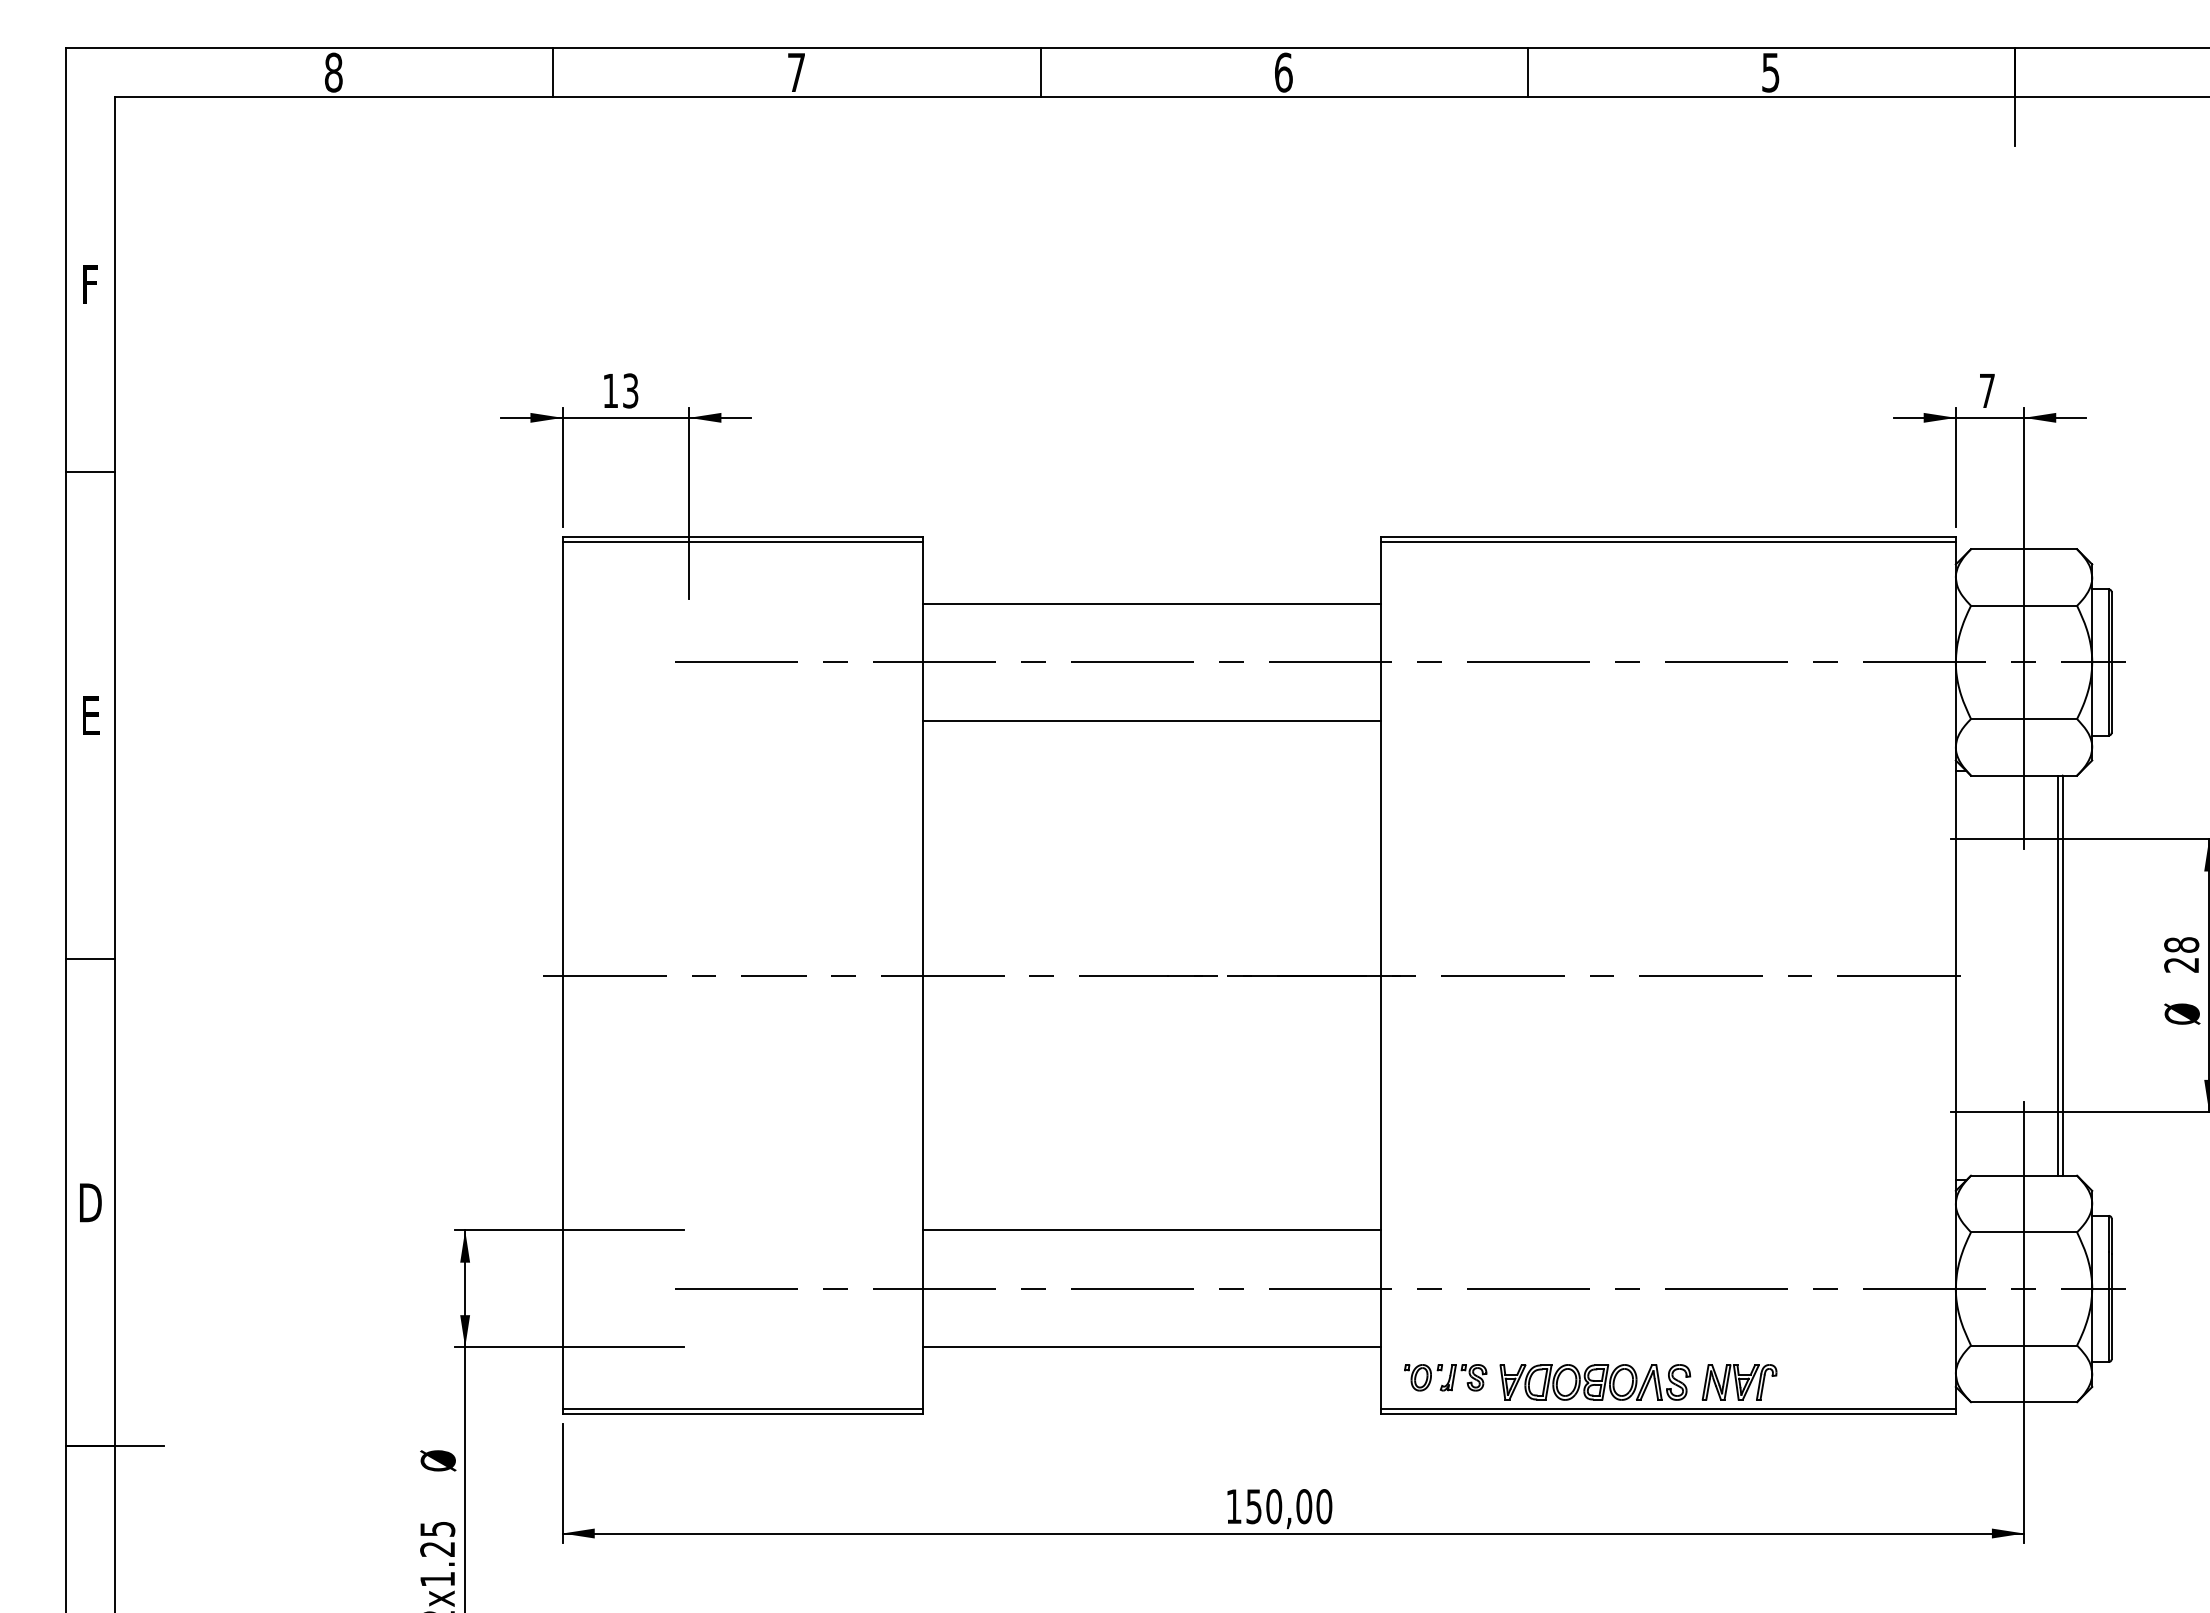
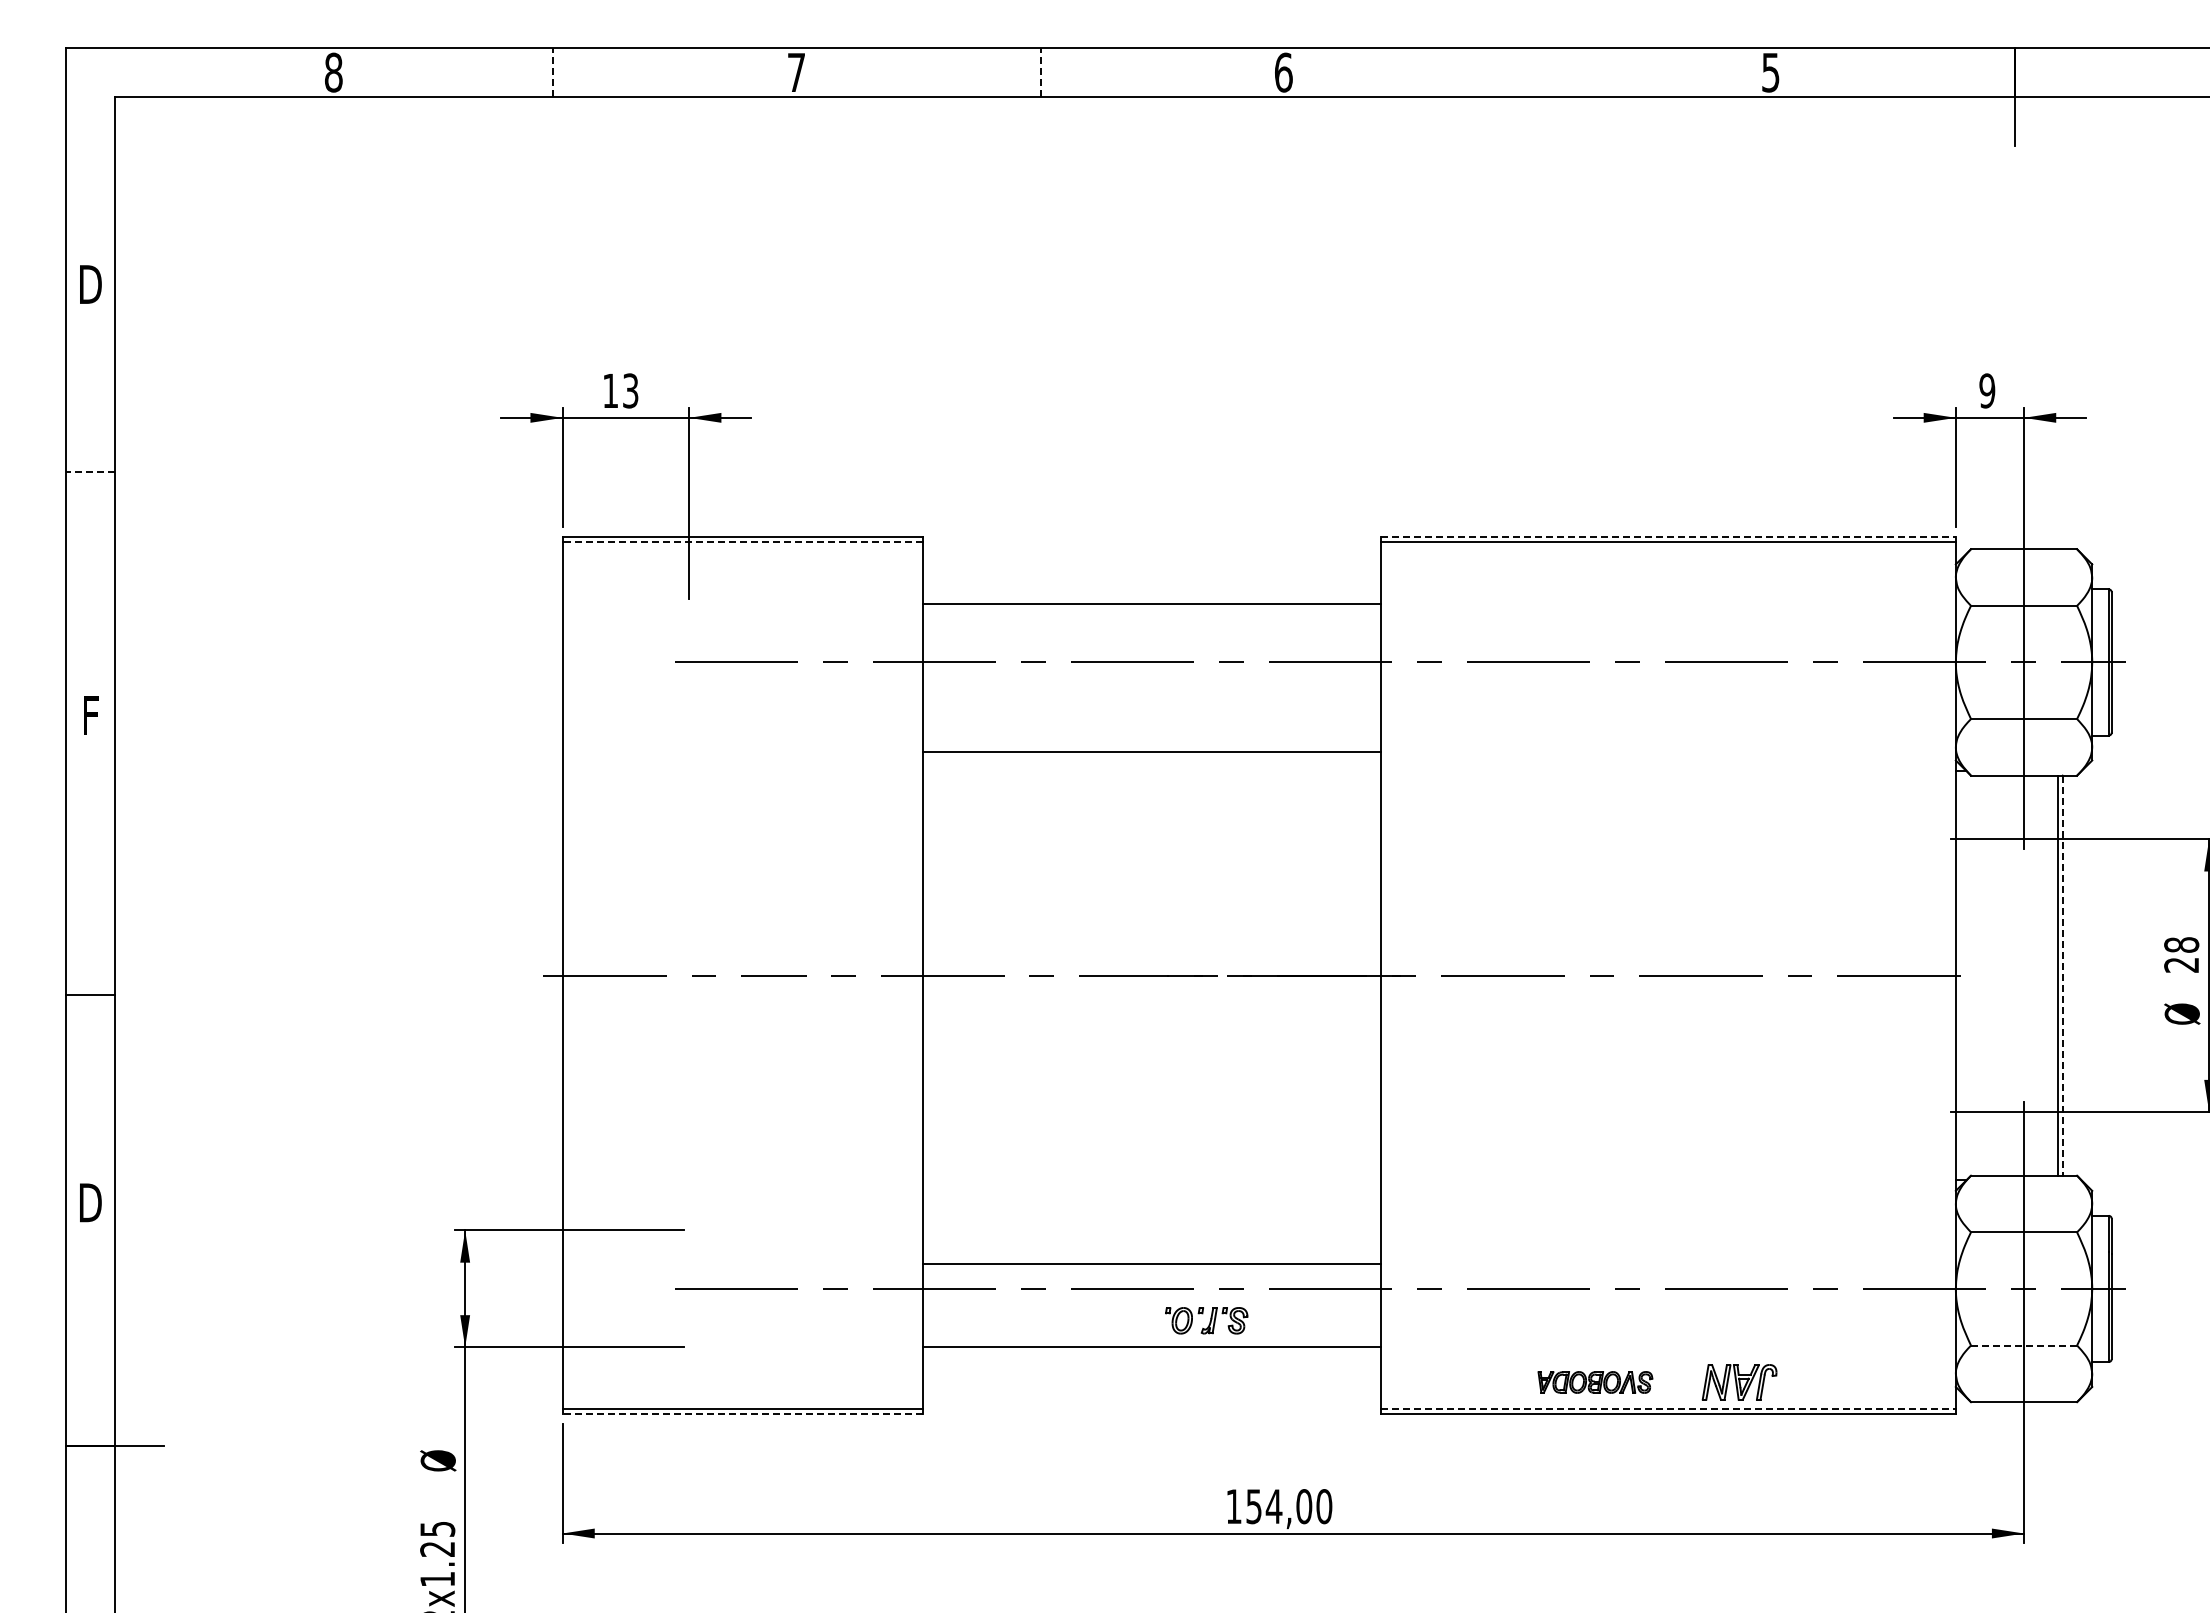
line: solid -> dashed (553, 72)
line: solid -> dashed (1040, 72)
line: present -> none (1527, 72)
text: F -> D (90, 284)
text: 7 -> 9 (1987, 390)
line: solid -> dashed (90, 472)
line: solid -> dashed (1668, 537)
line: solid -> dashed (742, 542)
text: E -> F (91, 715)
line position: (1152, 720) -> (1152, 751) (1152, 751)
line position: (90, 959) -> (90, 995) (90, 995)
line: solid -> dashed (2063, 975)
line position: (1152, 1230) -> (1152, 1264) (1152, 1264)
line: solid -> dashed (2024, 1345)
part position: (1445, 1377) -> (1206, 1320) (1206, 1320)
part size: 193x37 px -> 117x23 px (1595, 1382)
line: solid -> dashed (1668, 1409)
line: solid -> dashed (742, 1414)
text: 150,00 -> 154,00 (1273, 1506)
